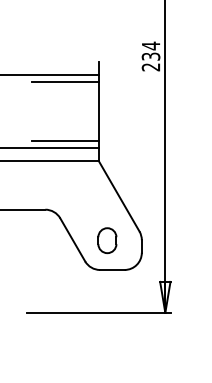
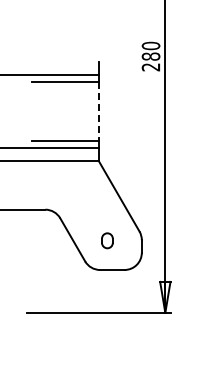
text: 234 -> 280 (150, 50)
line: solid -> dashed (98, 111)
part size: 21x28 px -> 13x18 px (107, 240)
